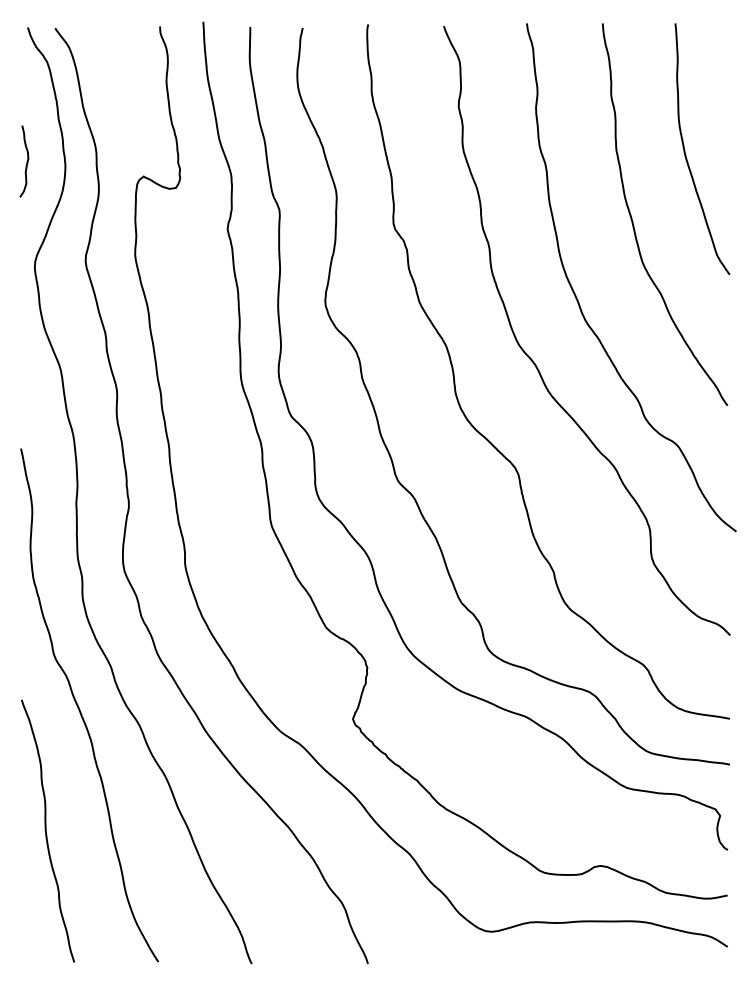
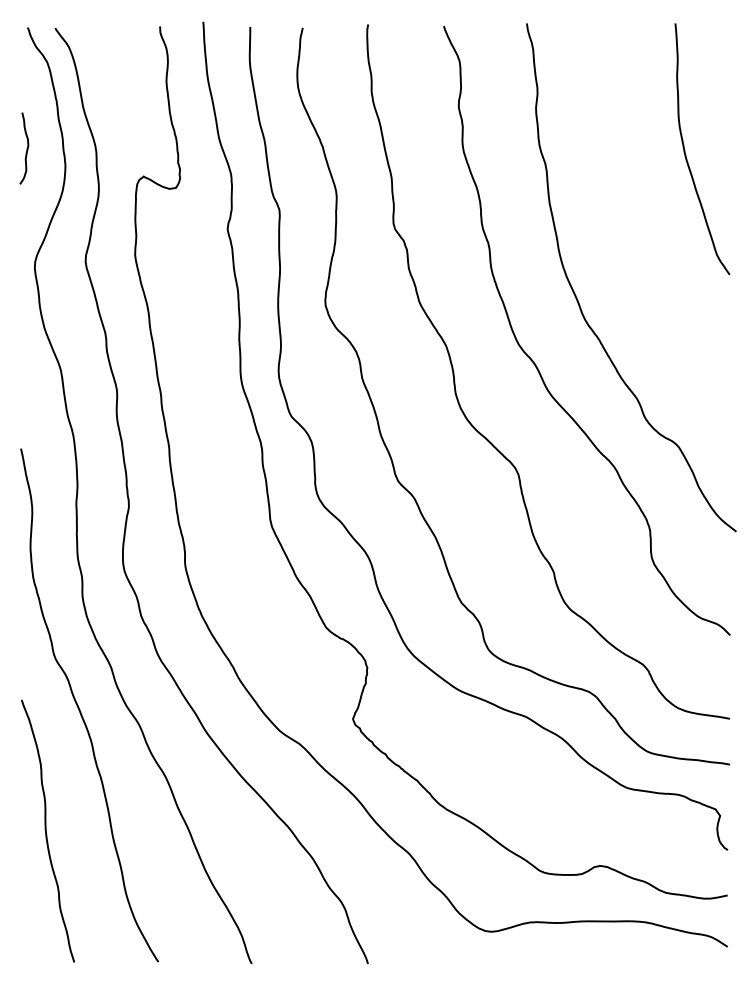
curve position: (26, 161) -> (26, 148) (26, 148)
curve: present -> none (633, 221)
